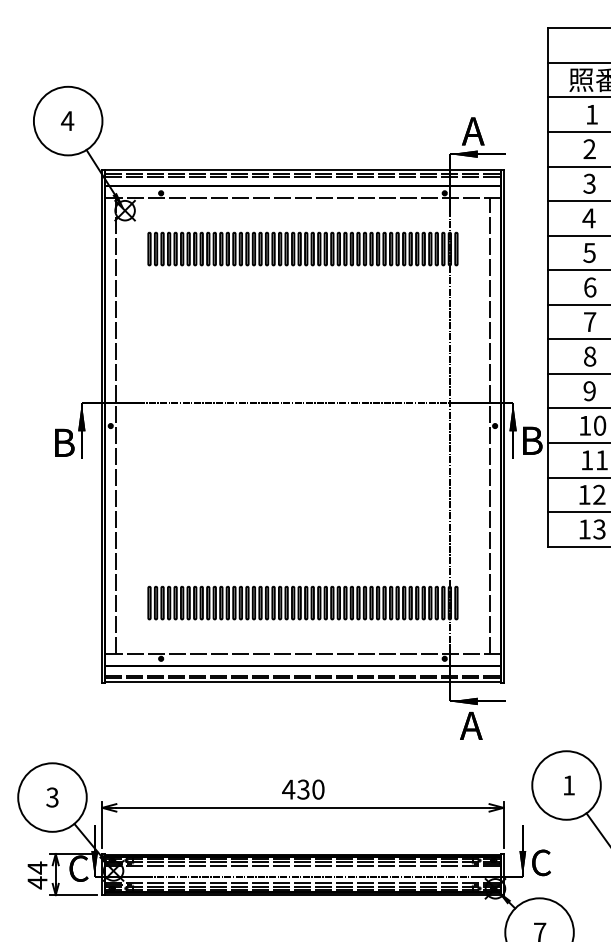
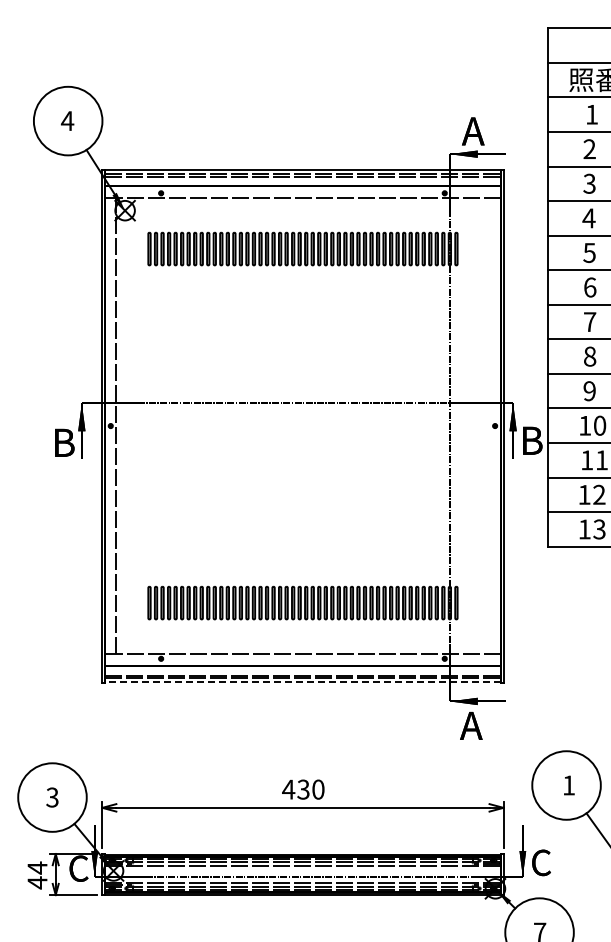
line: present -> none (489, 425)
line: solid -> dashed (302, 682)
